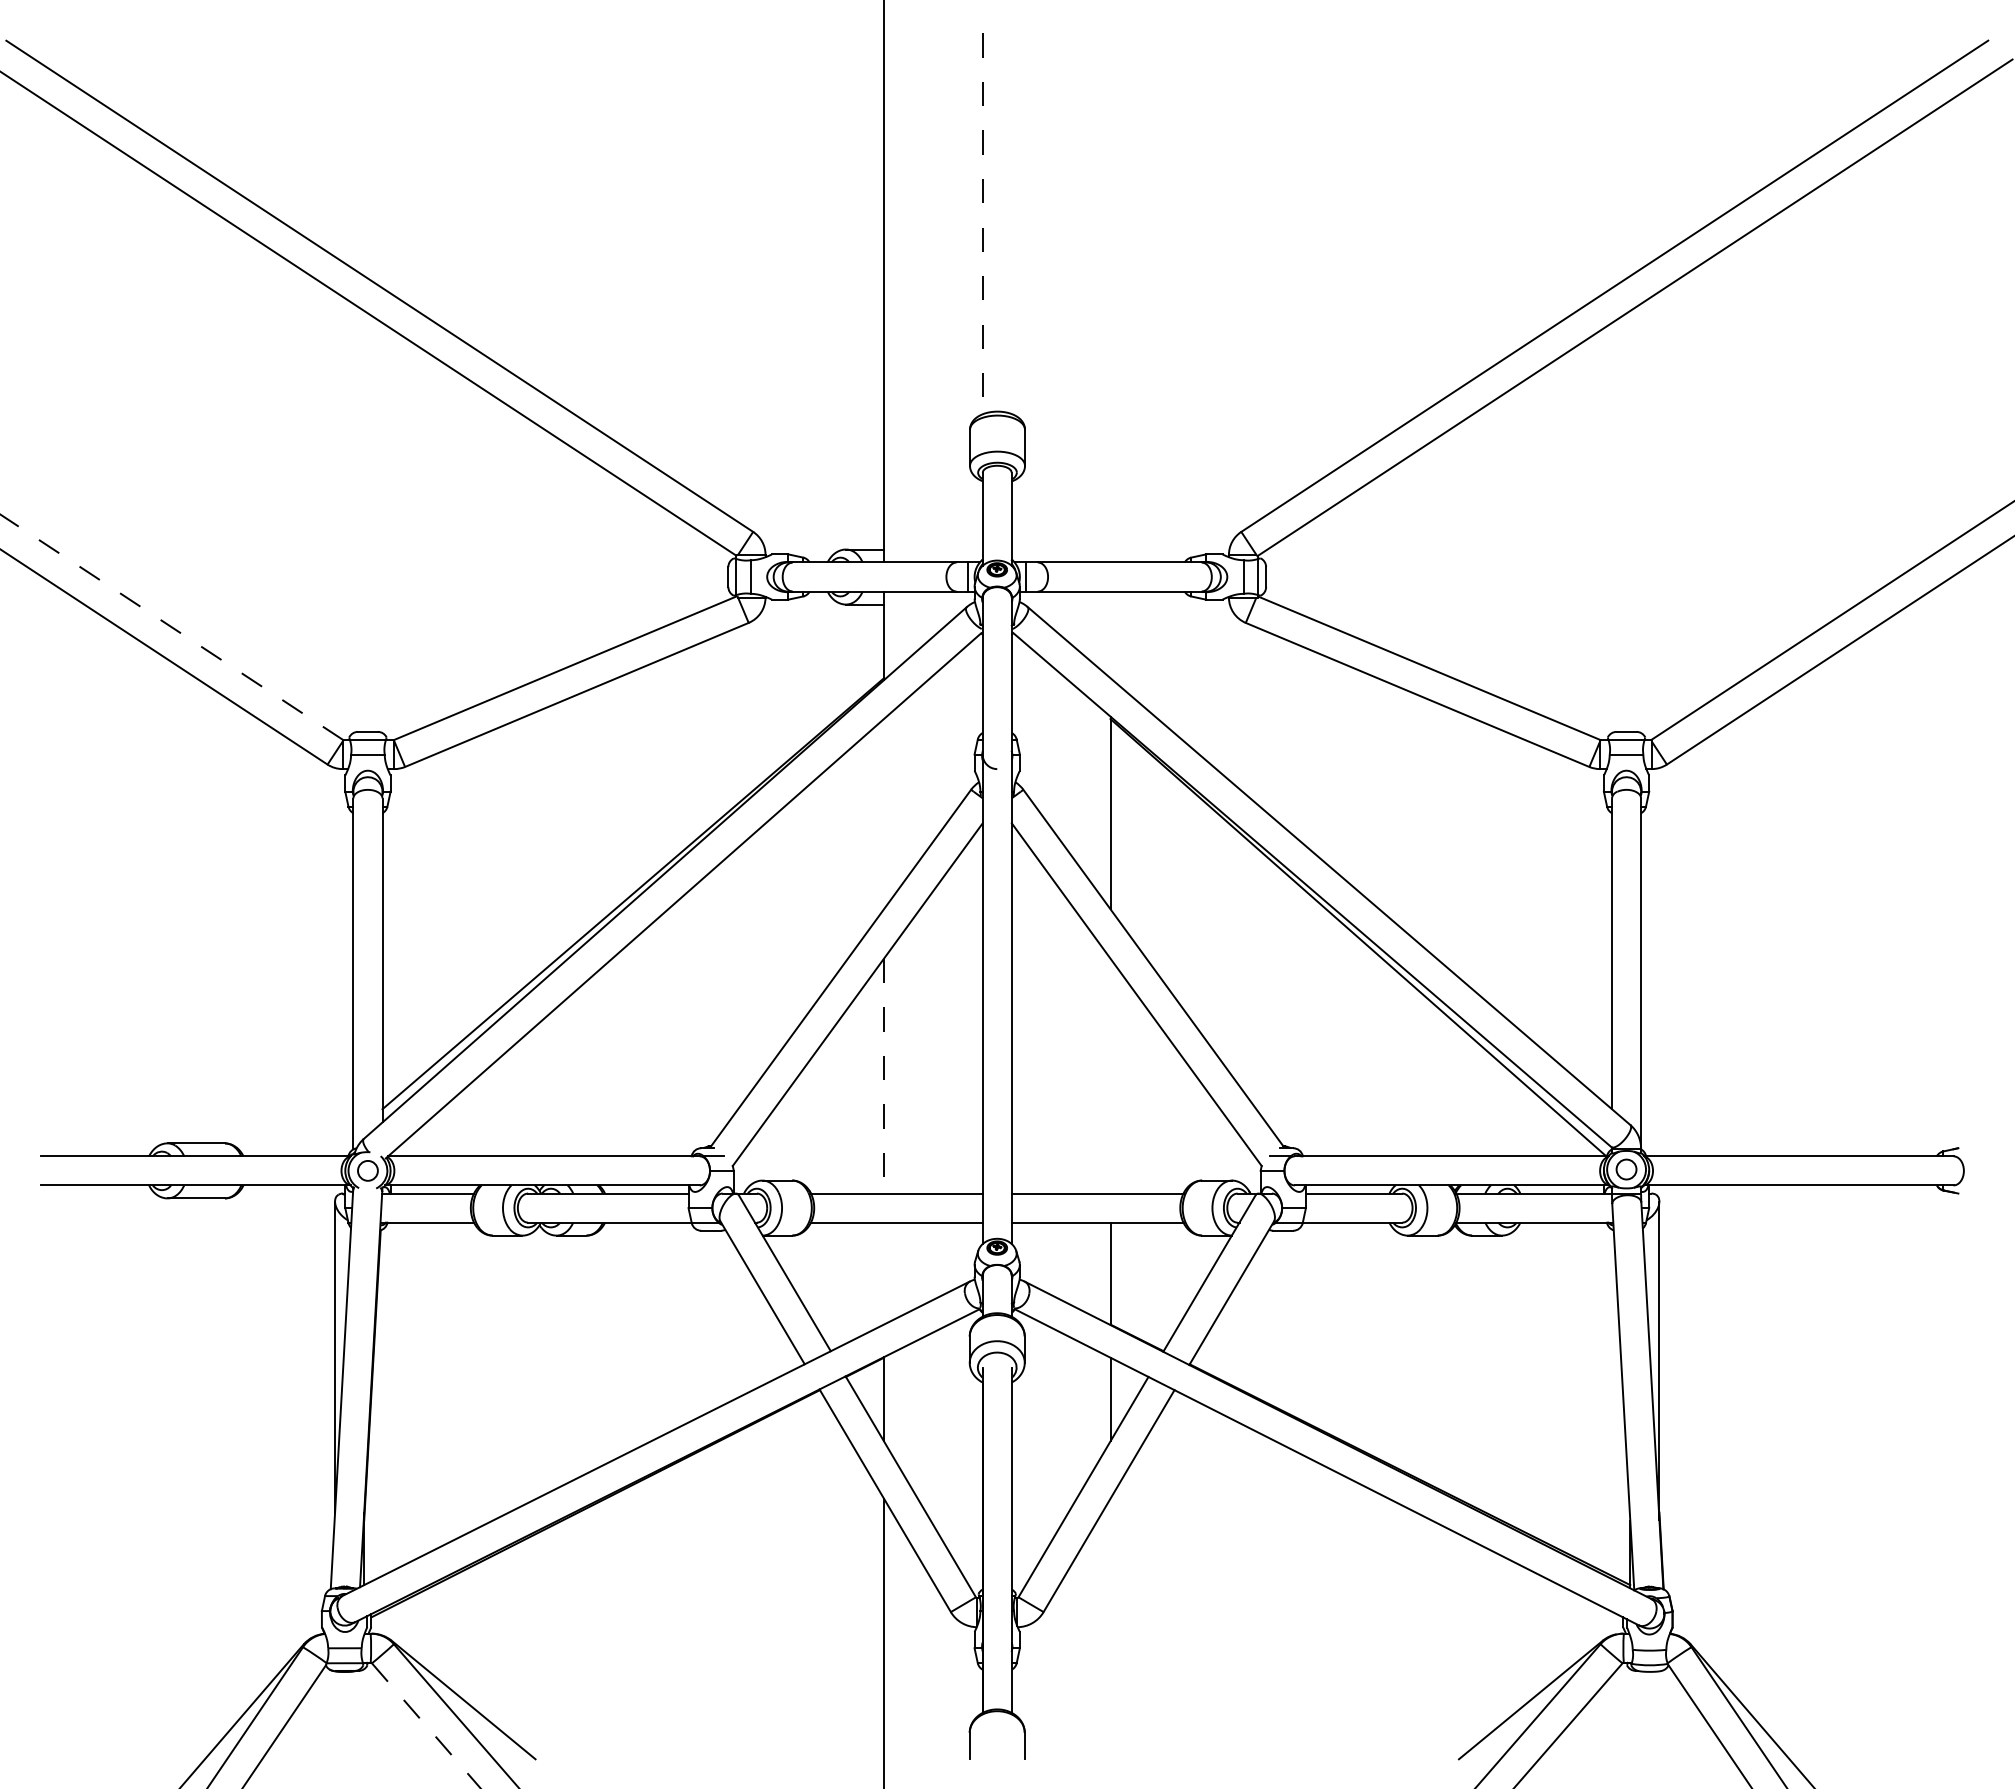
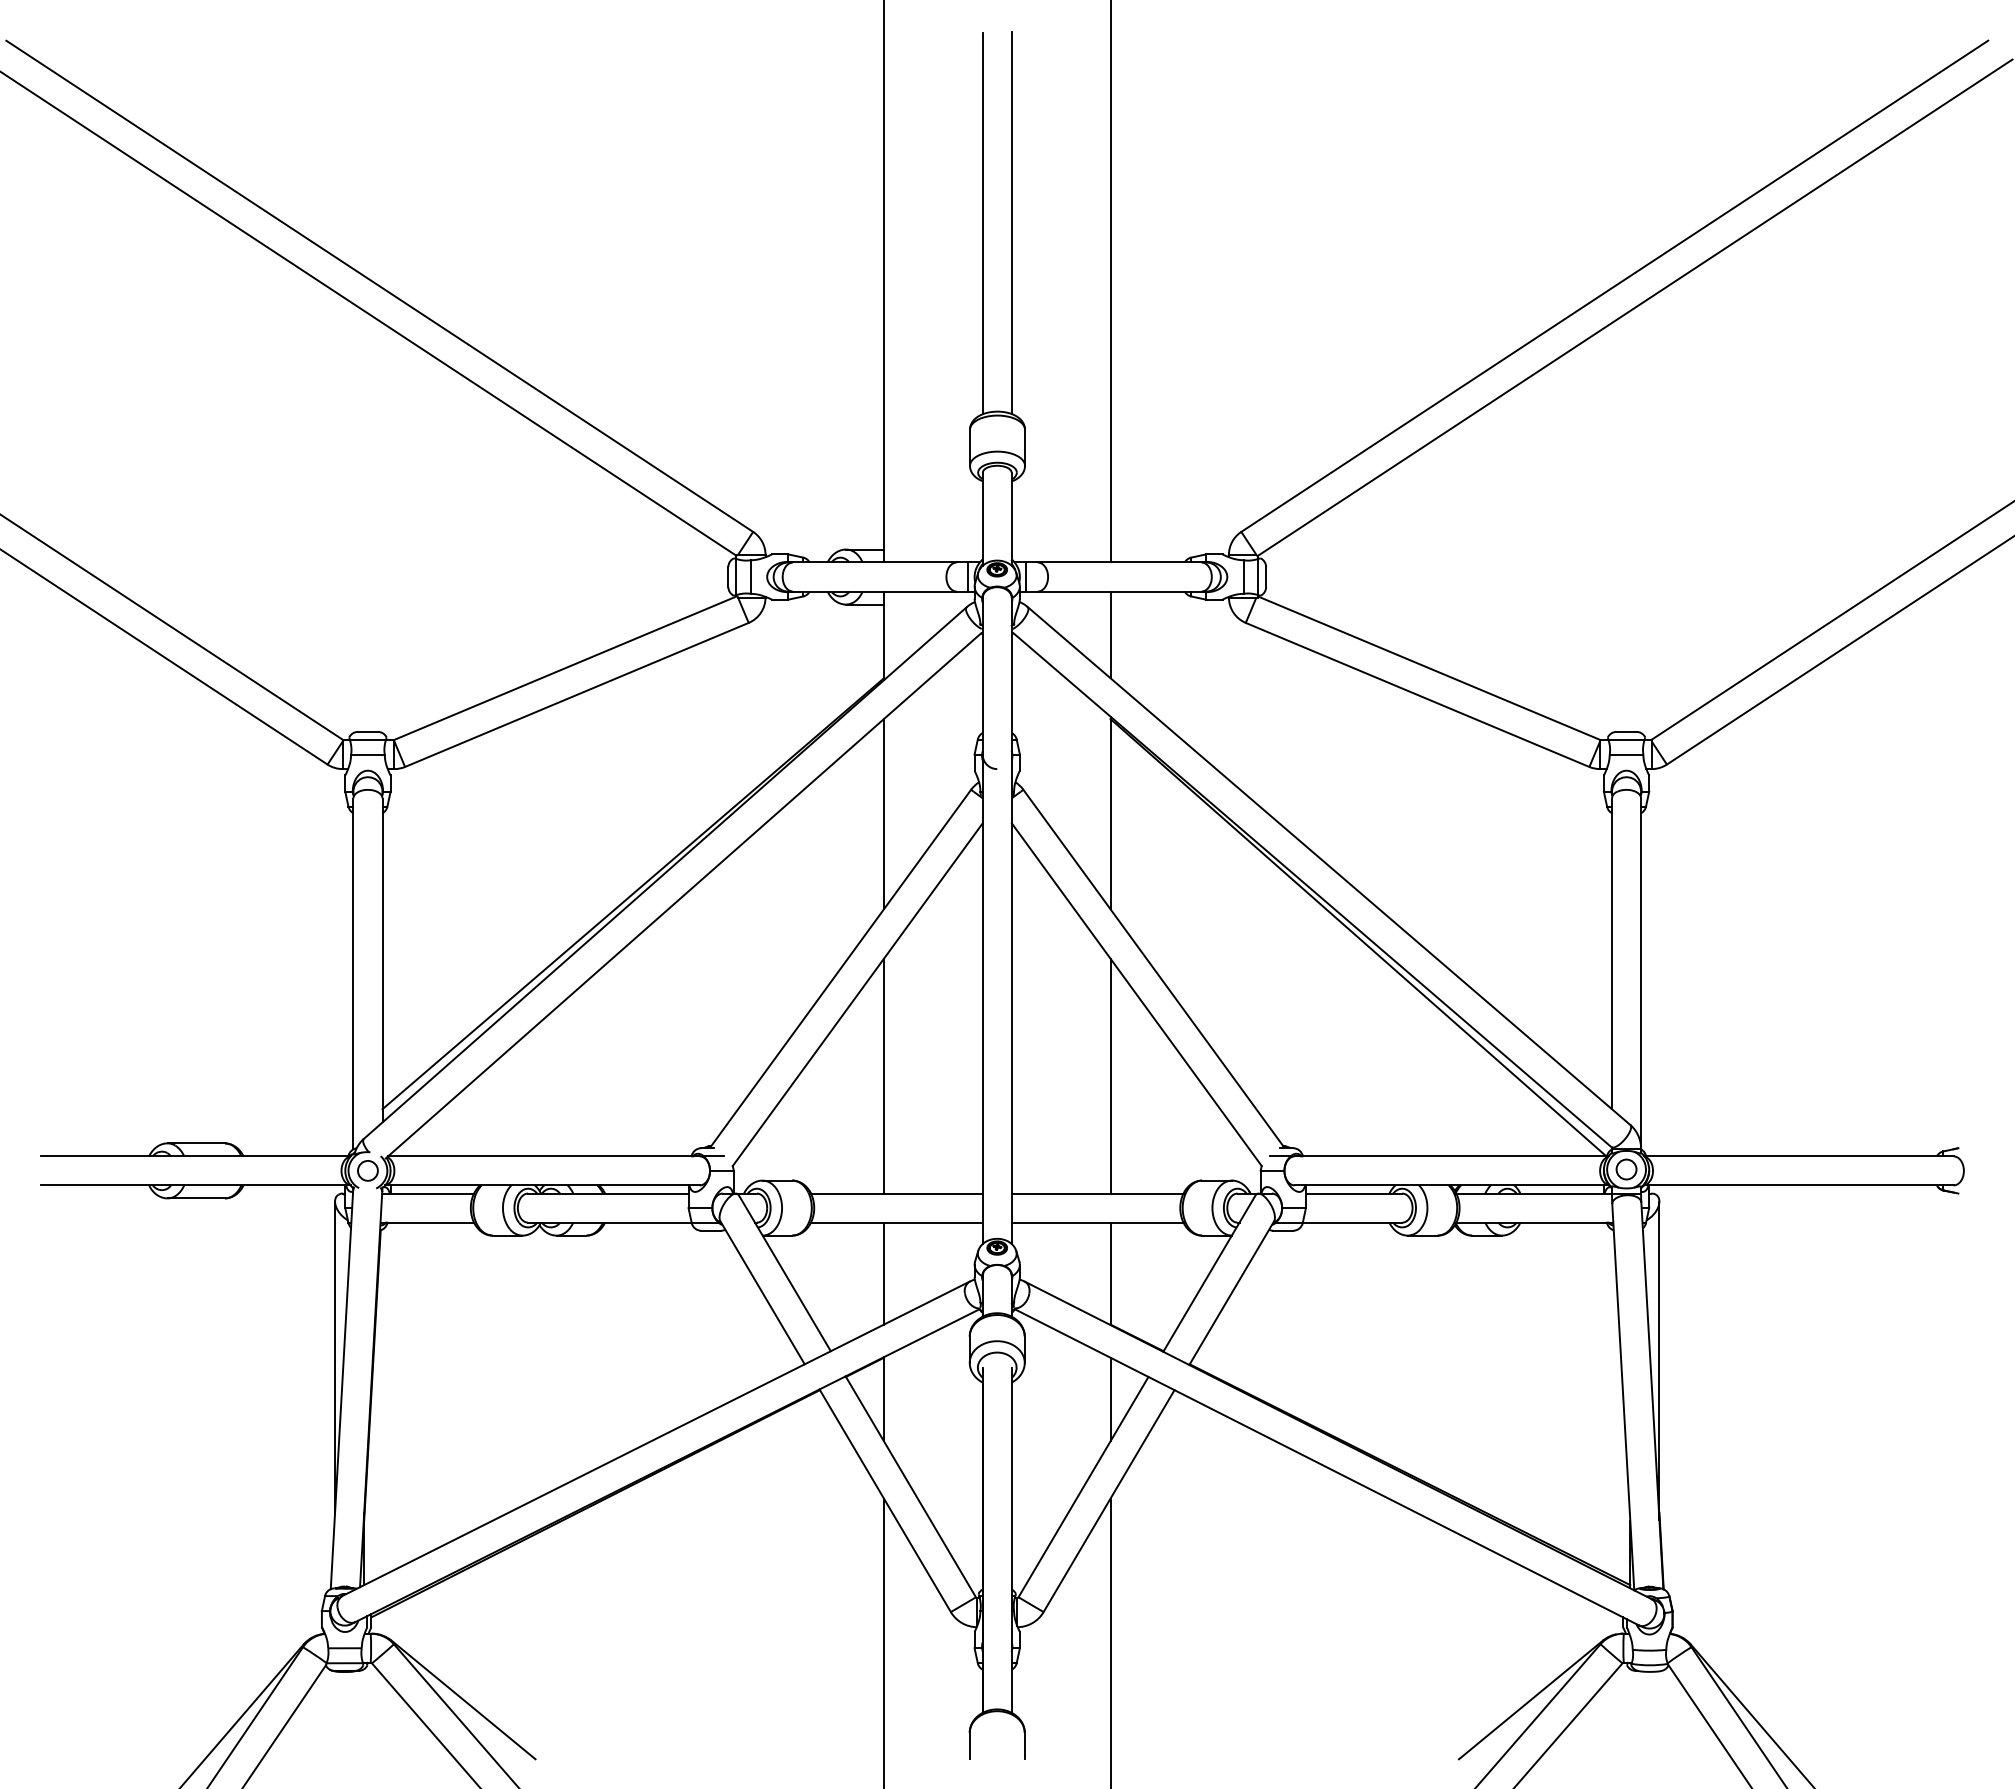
line: none -> present (1011, 222)
line: dashed -> solid (982, 224)
line: none -> present (1110, 282)
line: dashed -> solid (171, 626)
line: none -> present (1110, 634)
line: none -> present (883, 814)
line: none -> present (1110, 1075)
line: dashed -> solid (883, 1076)
line: none -> present (883, 1273)
line: none -> present (1110, 1641)
line: dashed -> solid (426, 1725)
